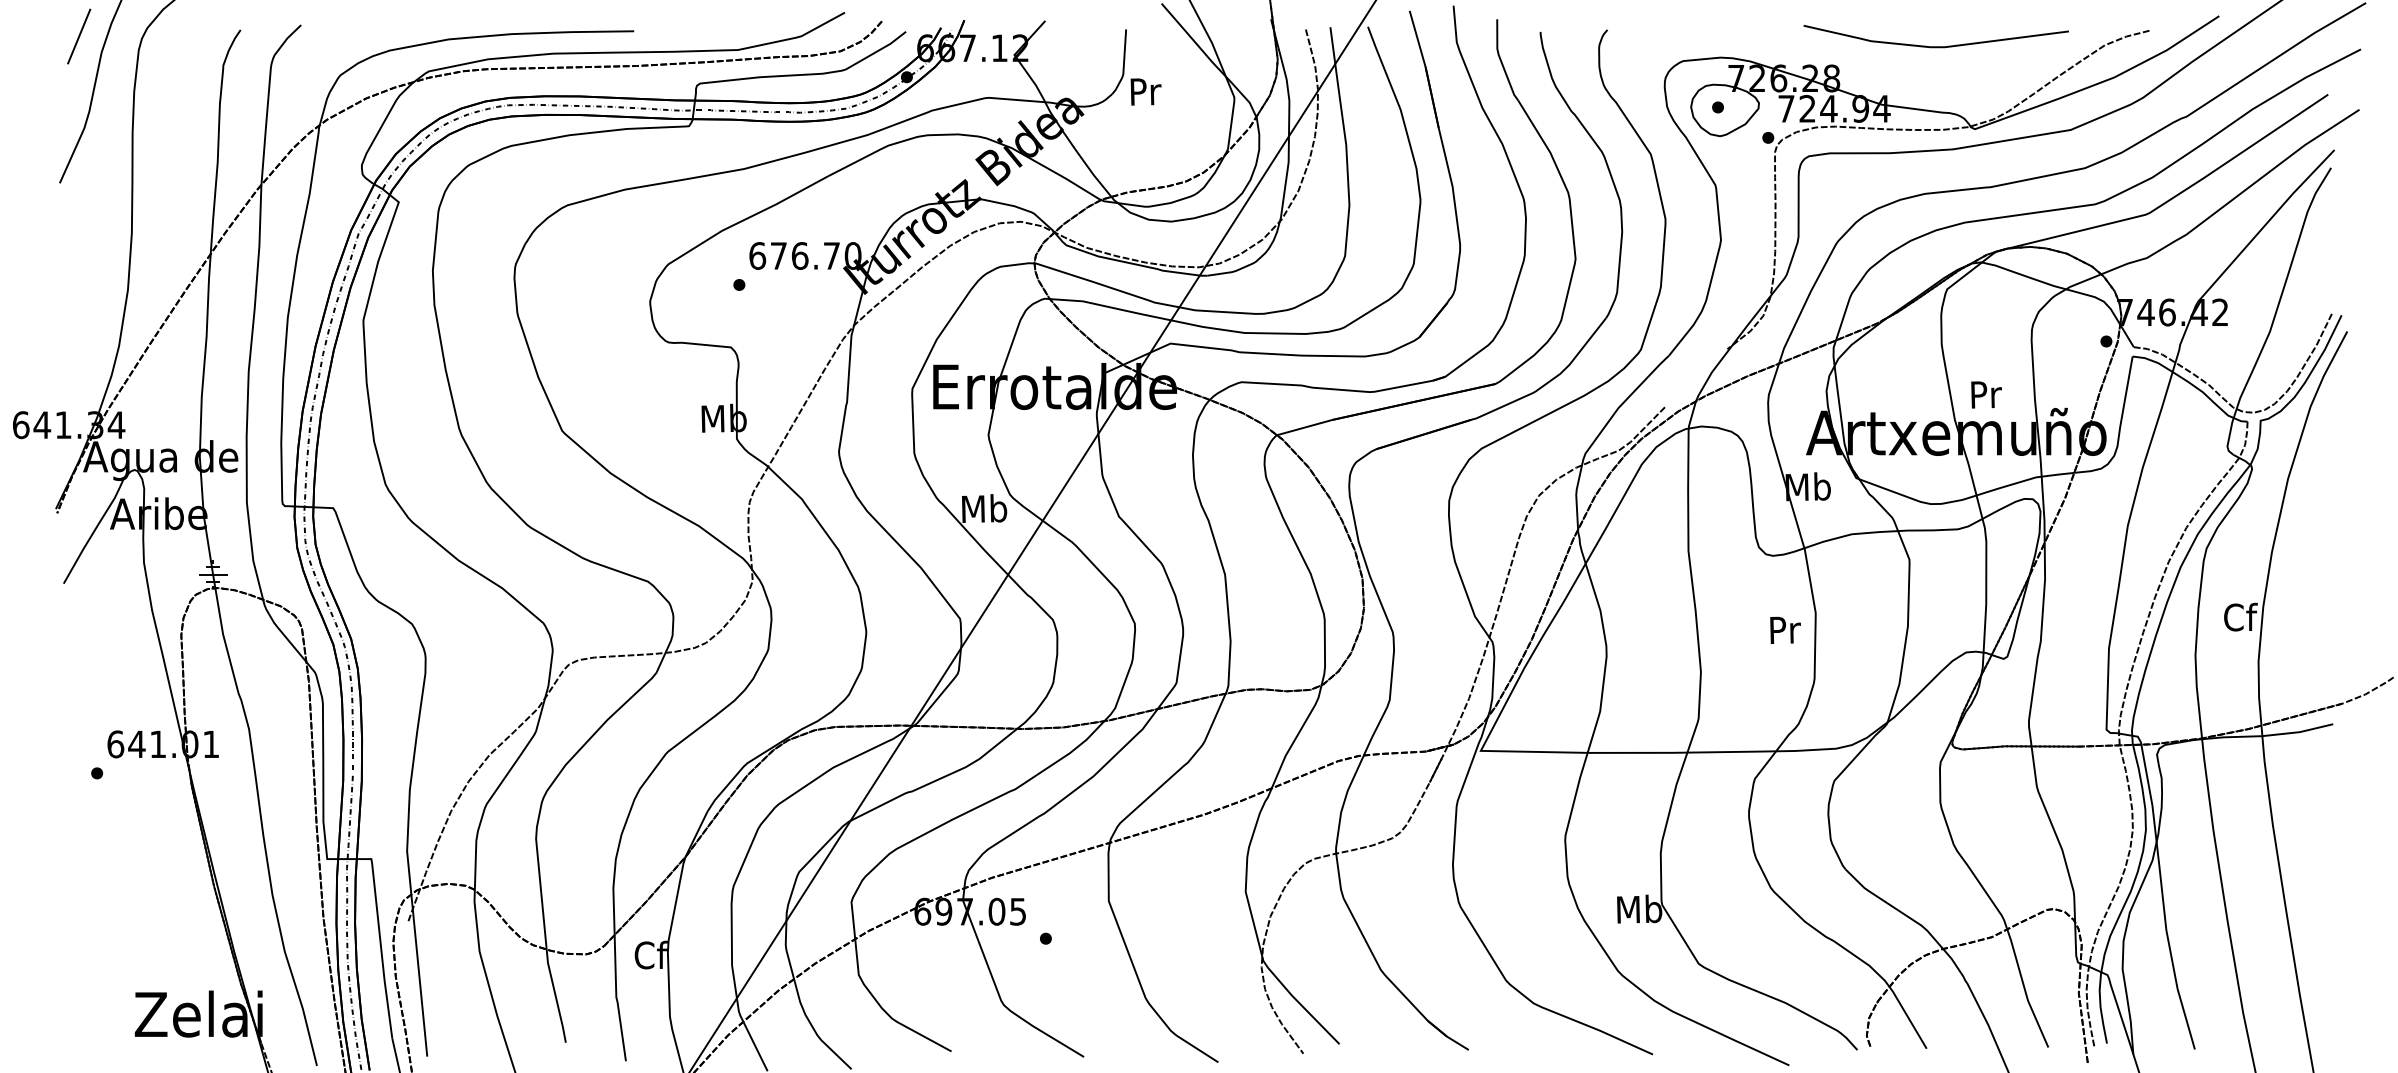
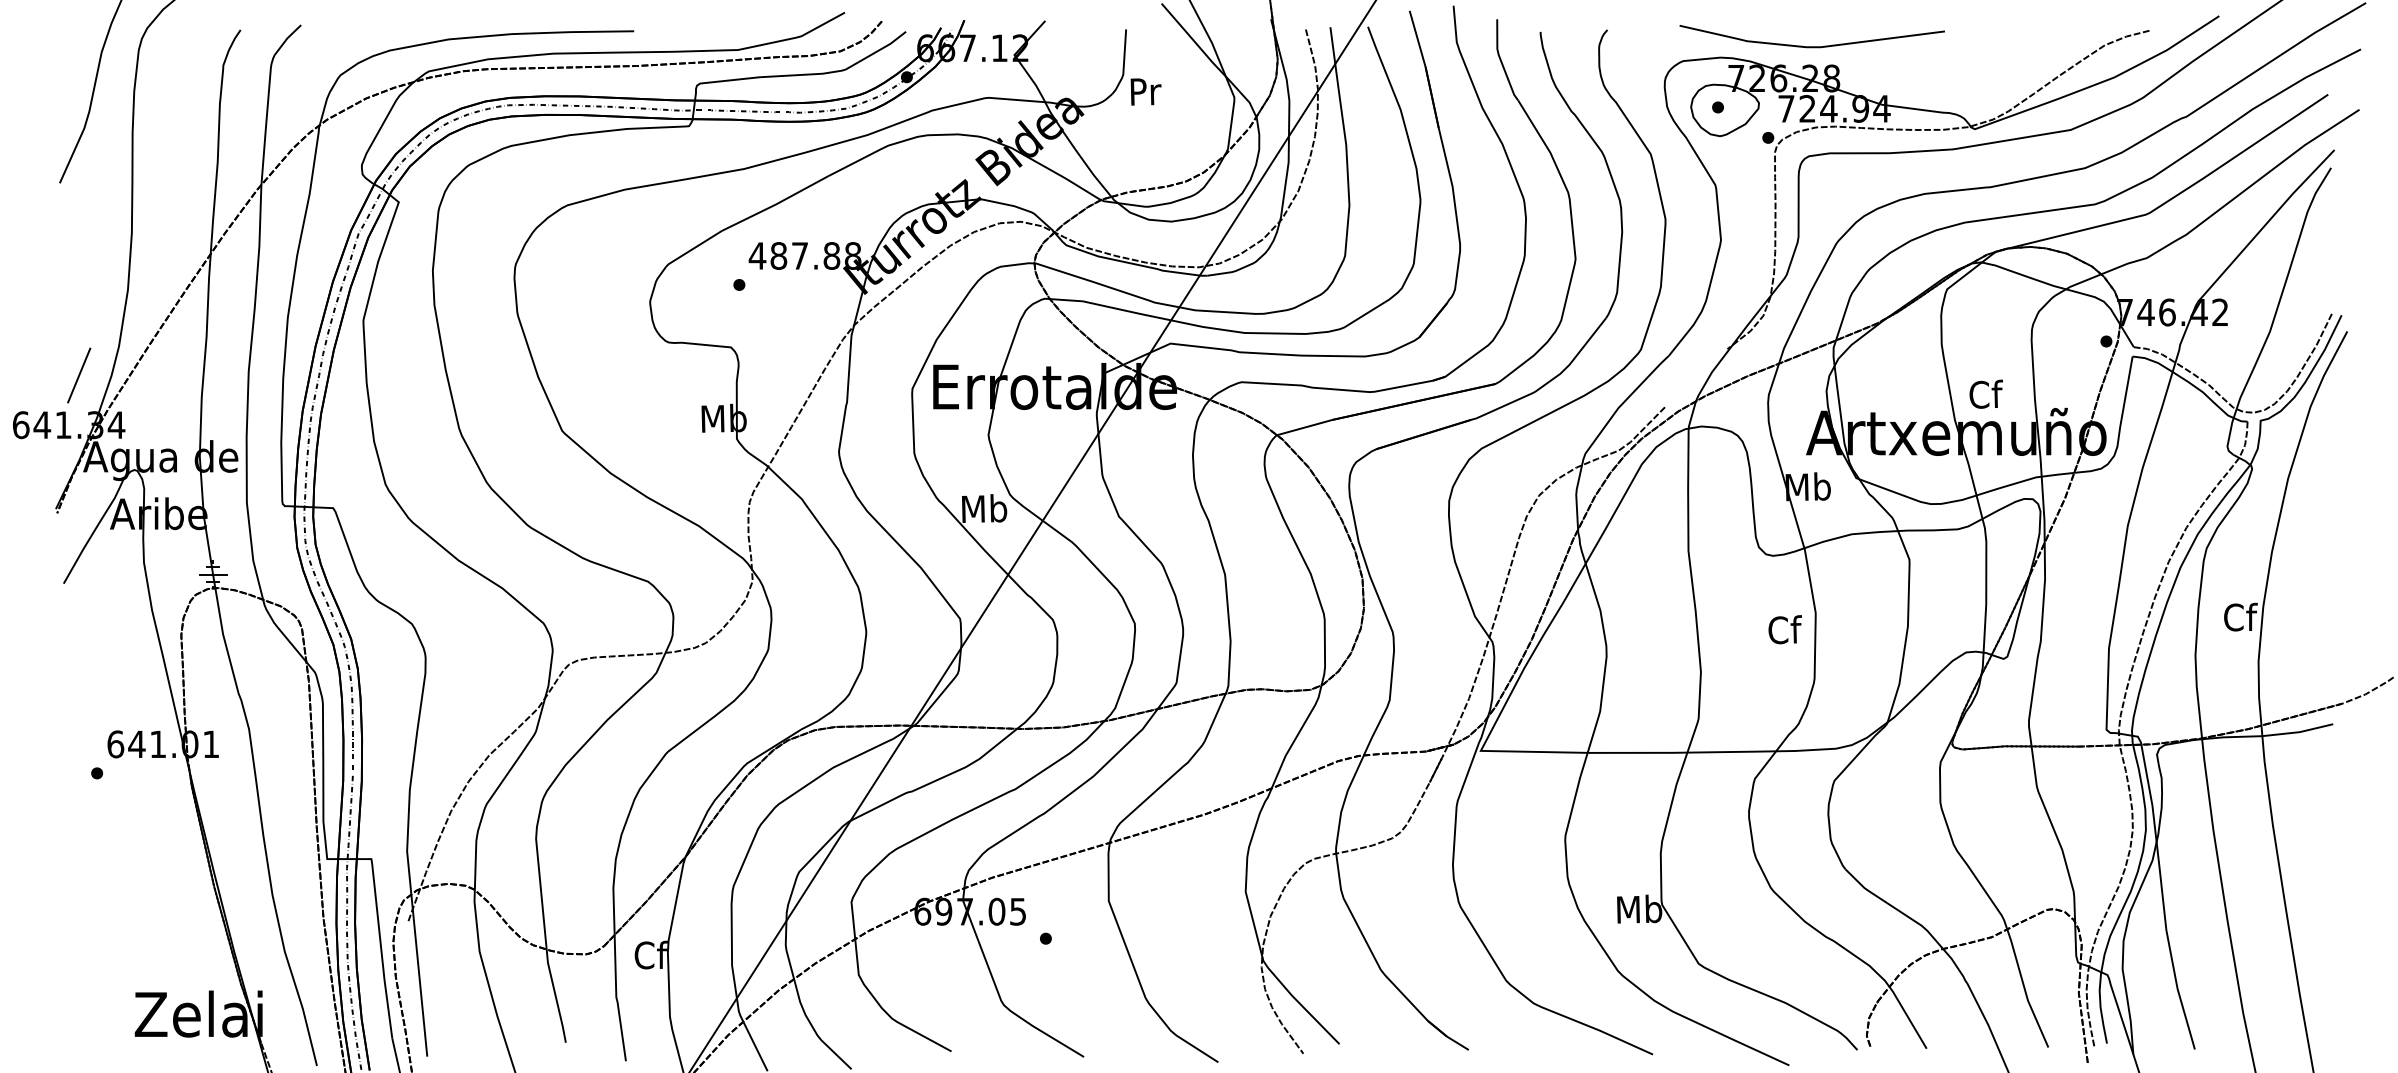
line position: (79, 36) -> (79, 375) (79, 375)
curve position: (1935, 46) -> (1811, 46) (1811, 46)
text: 676.70 -> 487.88 (804, 255)
text: Pr -> Cf (1985, 393)
text: Pr -> Cf (1784, 629)
